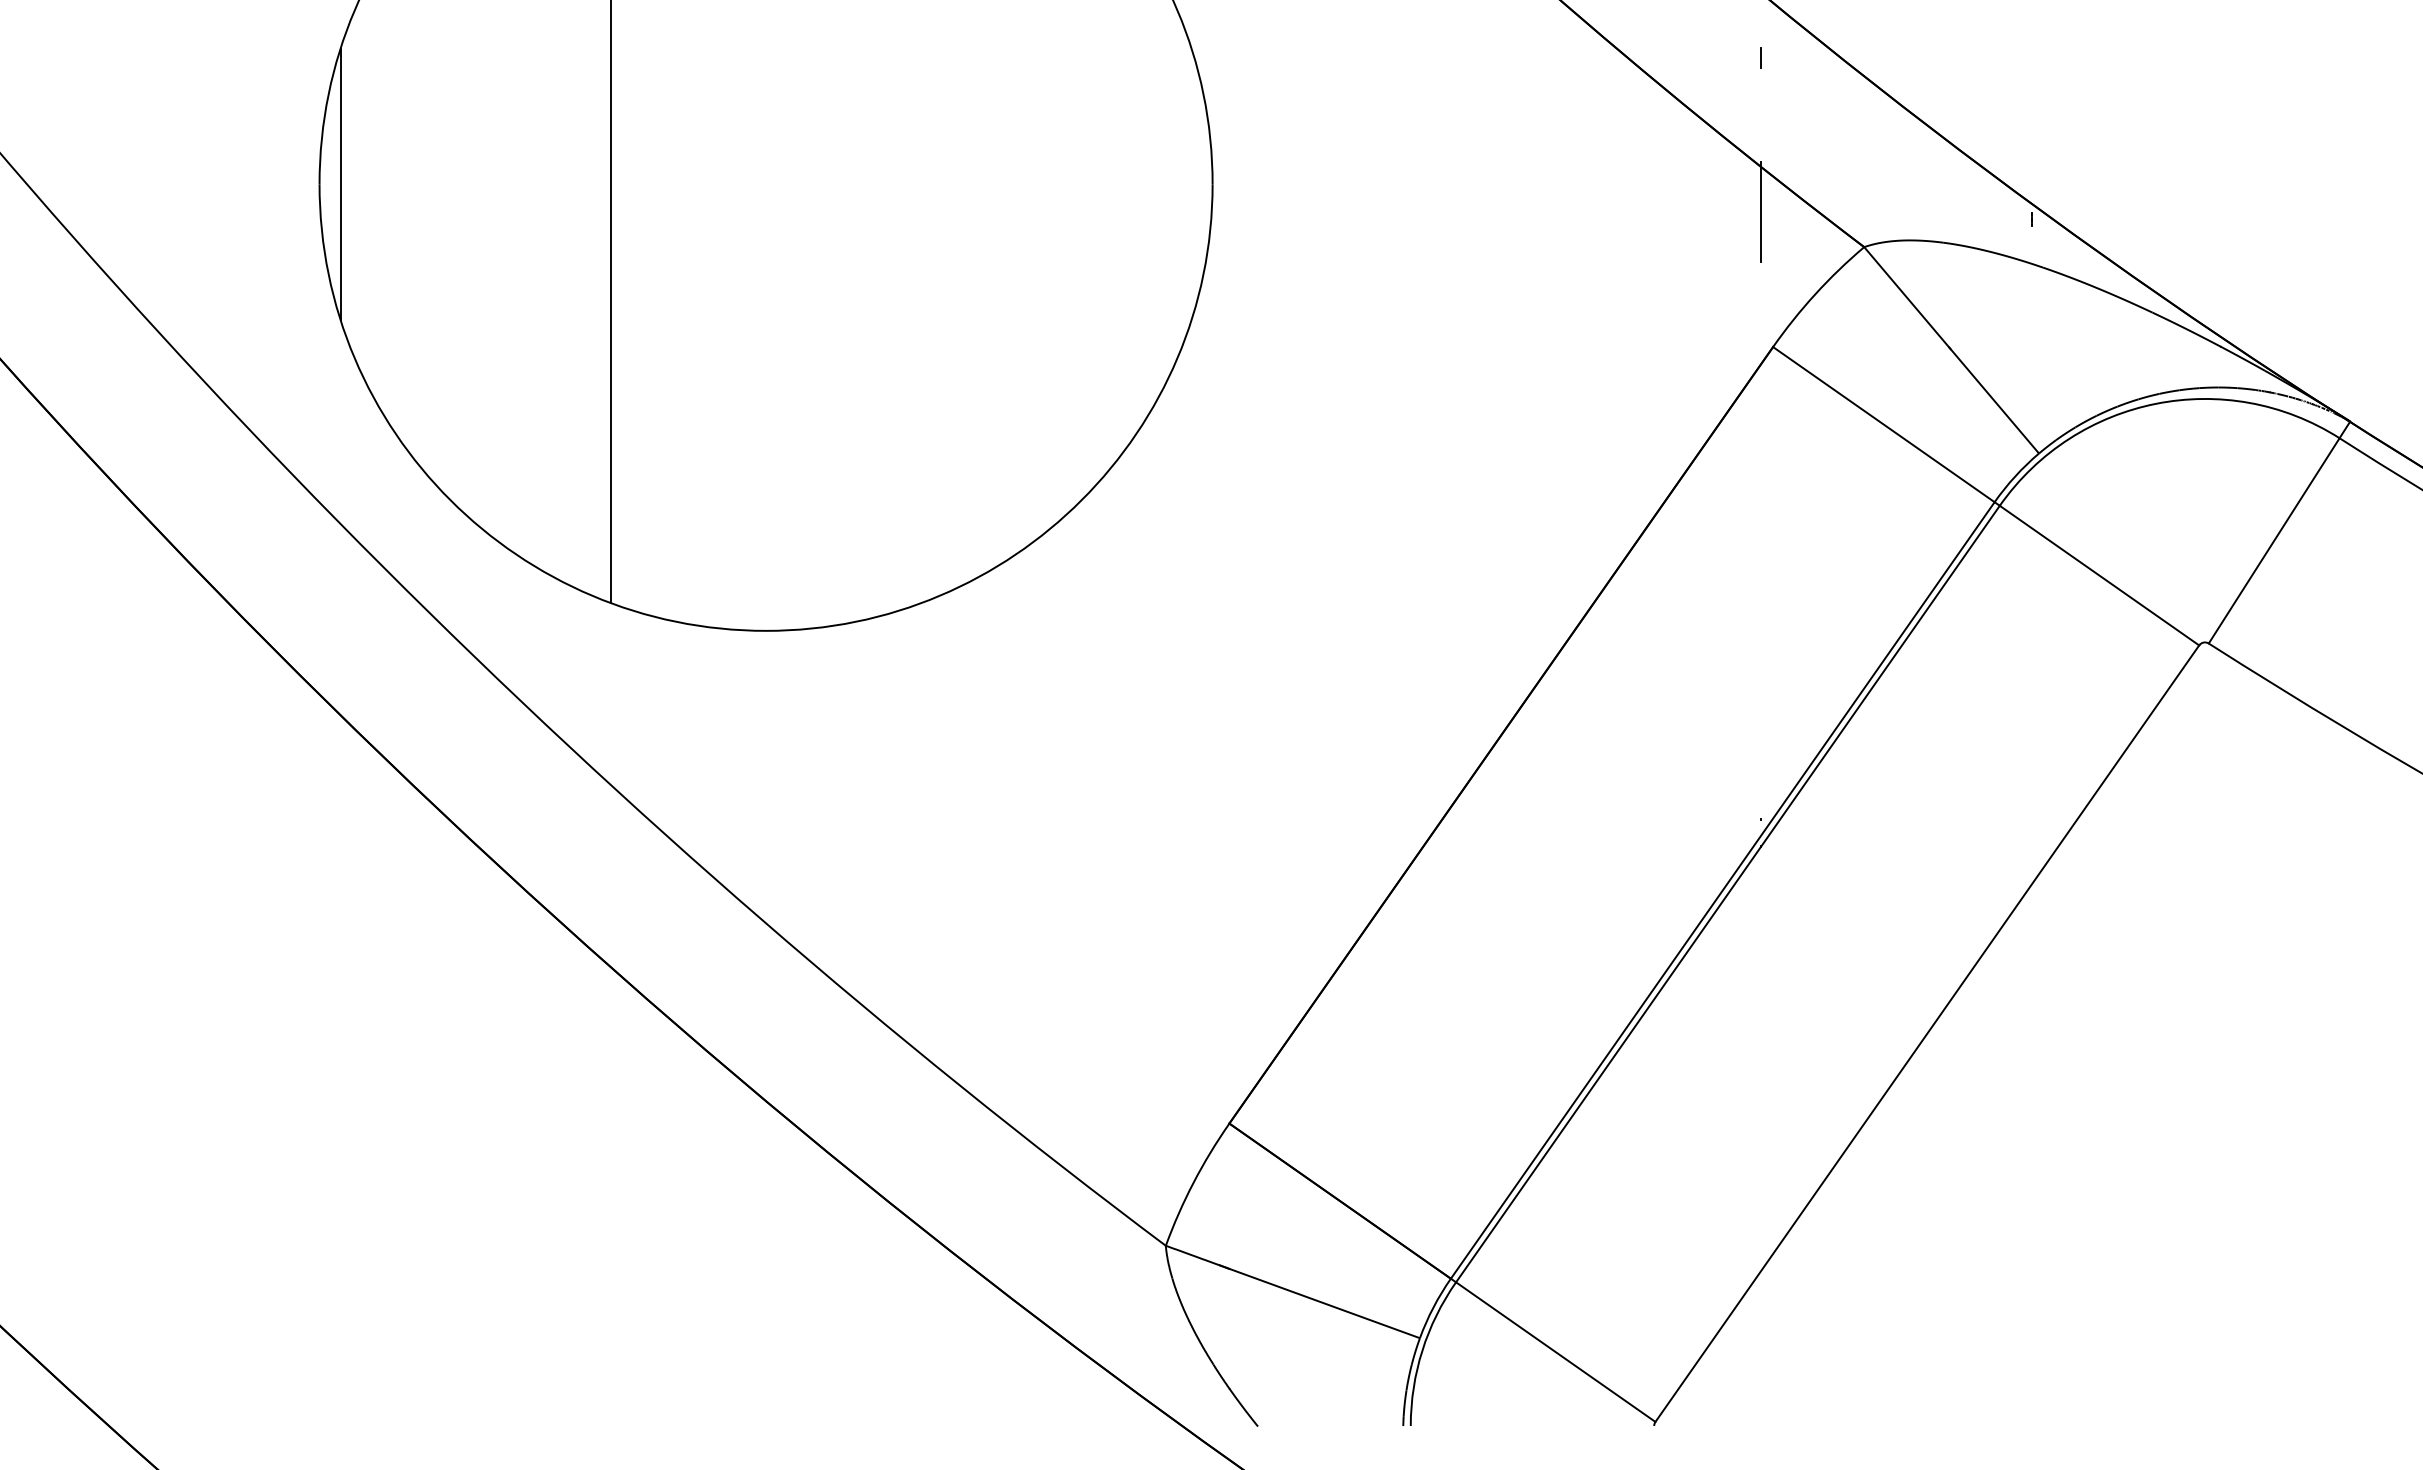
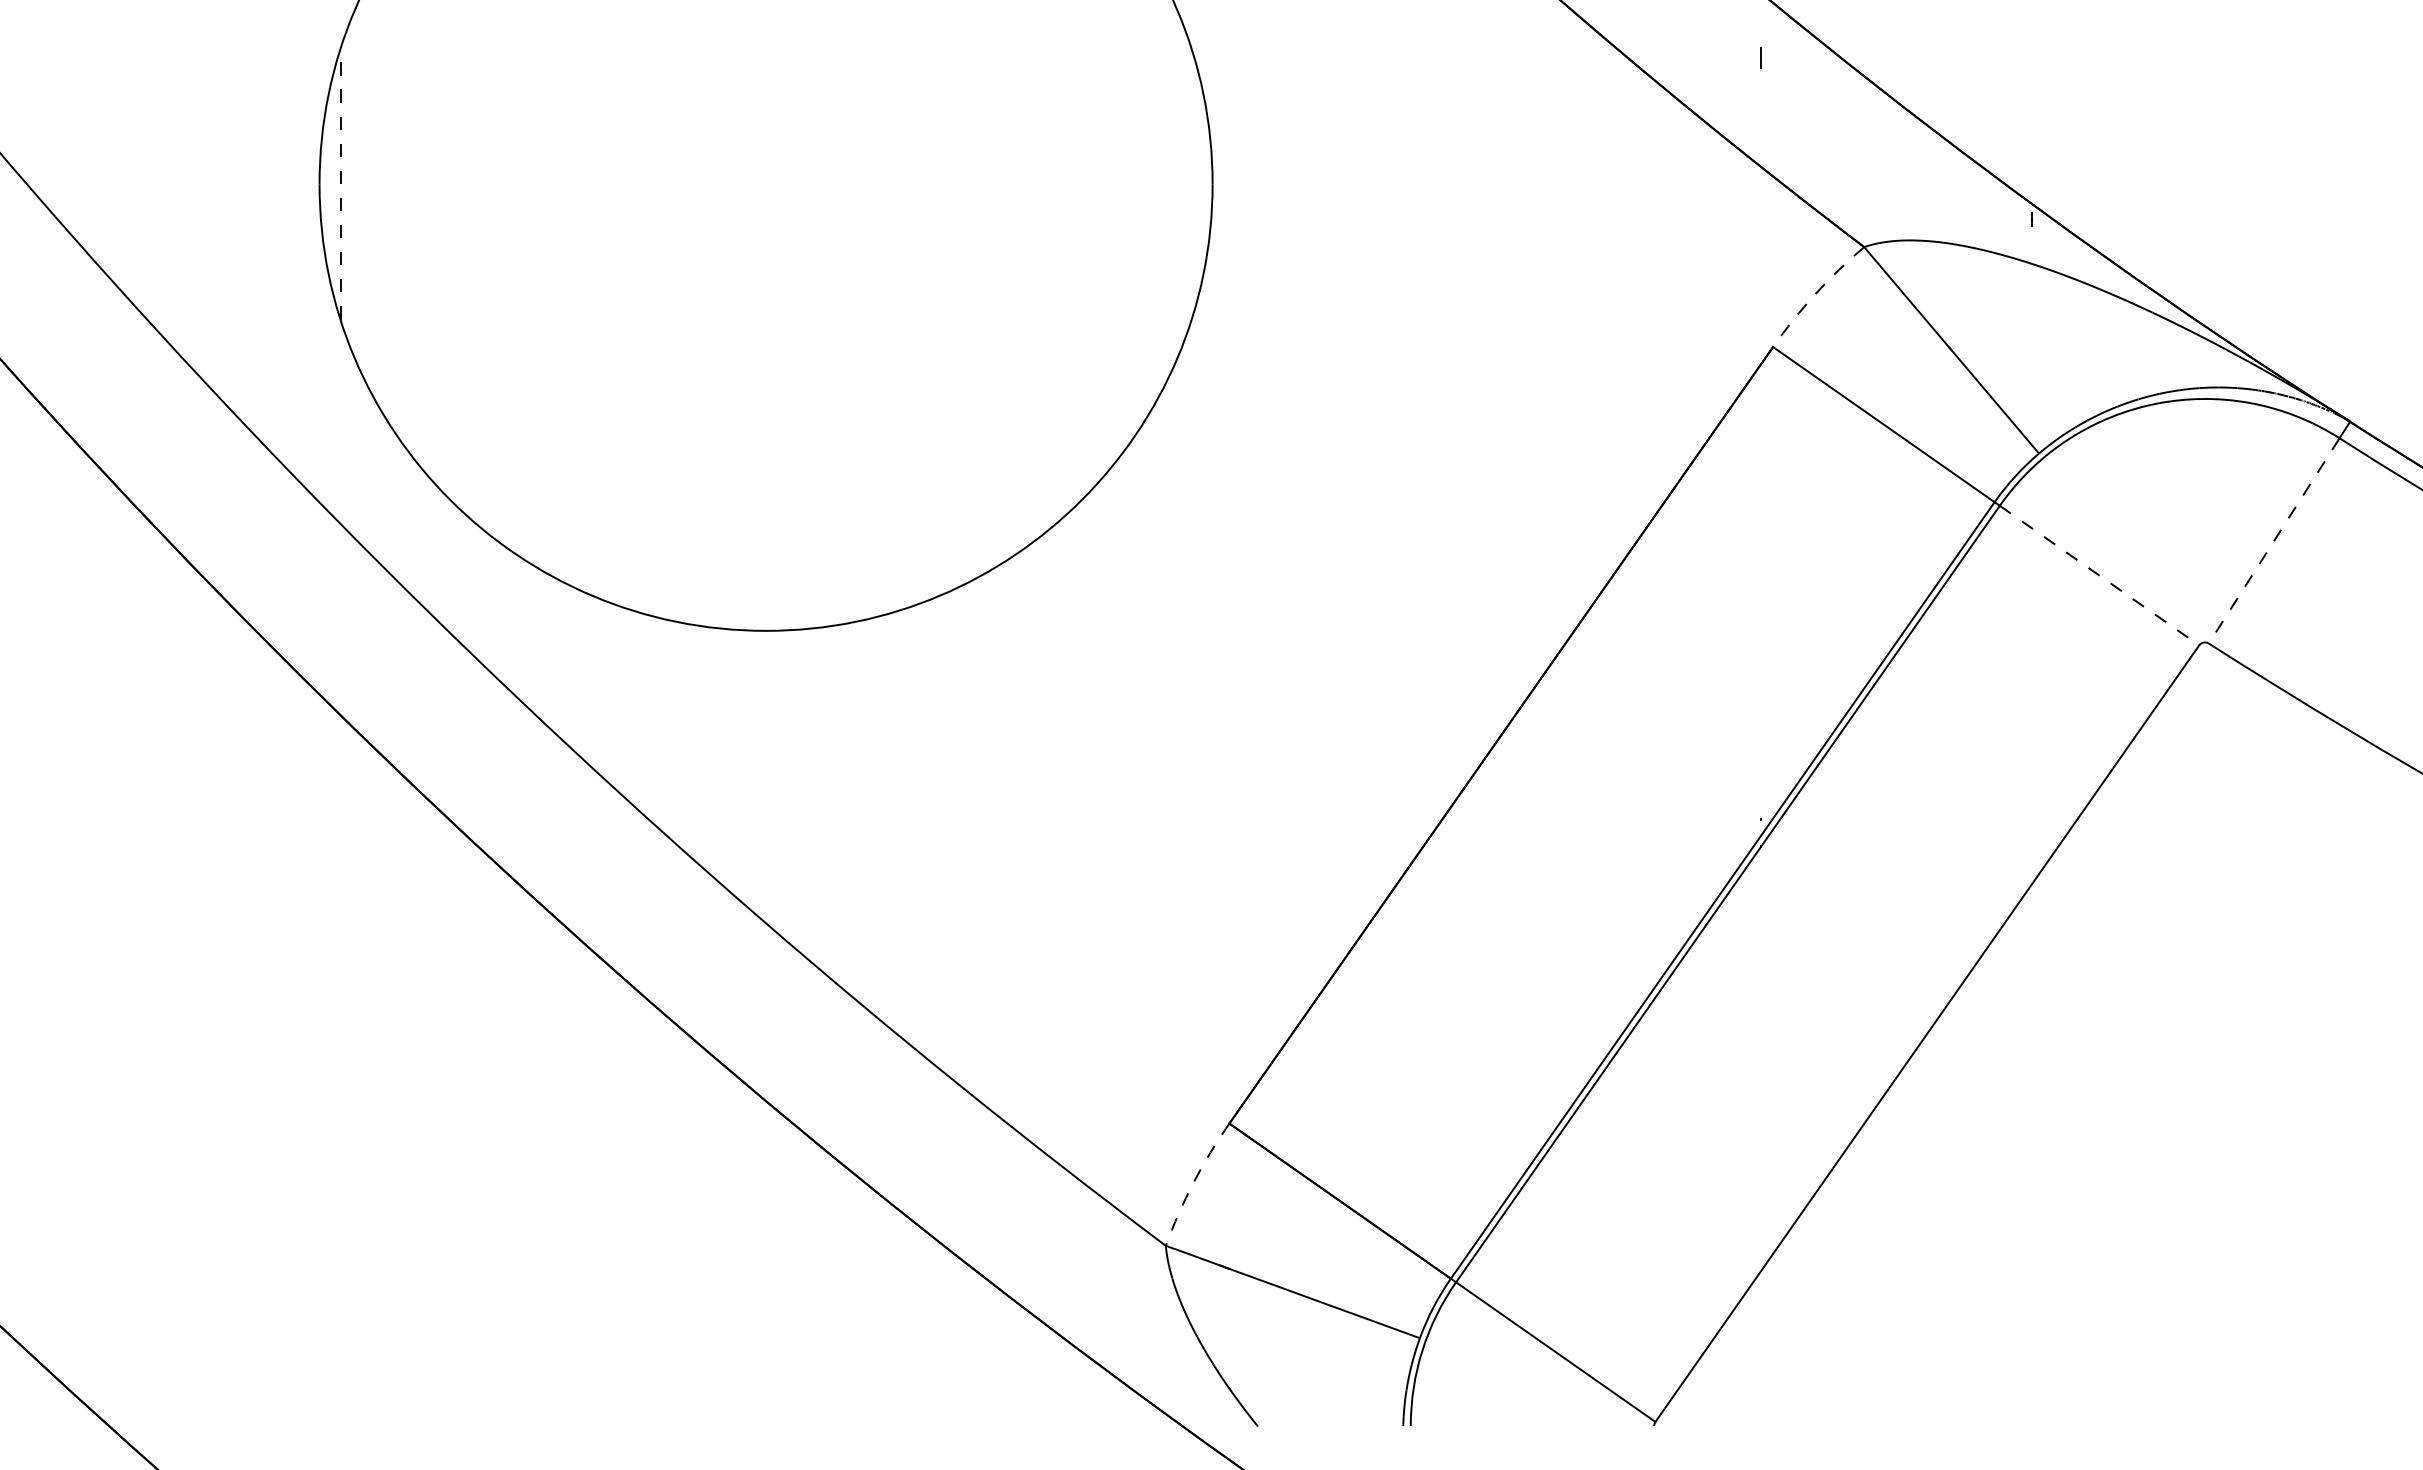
line: solid -> dashed (340, 183)
line: present -> none (1761, 211)
arc: solid -> dashed (1815, 294)
line: present -> none (611, 302)
line: solid -> dashed (2274, 540)
line: solid -> dashed (2099, 575)
arc: solid -> dashed (1193, 1182)
